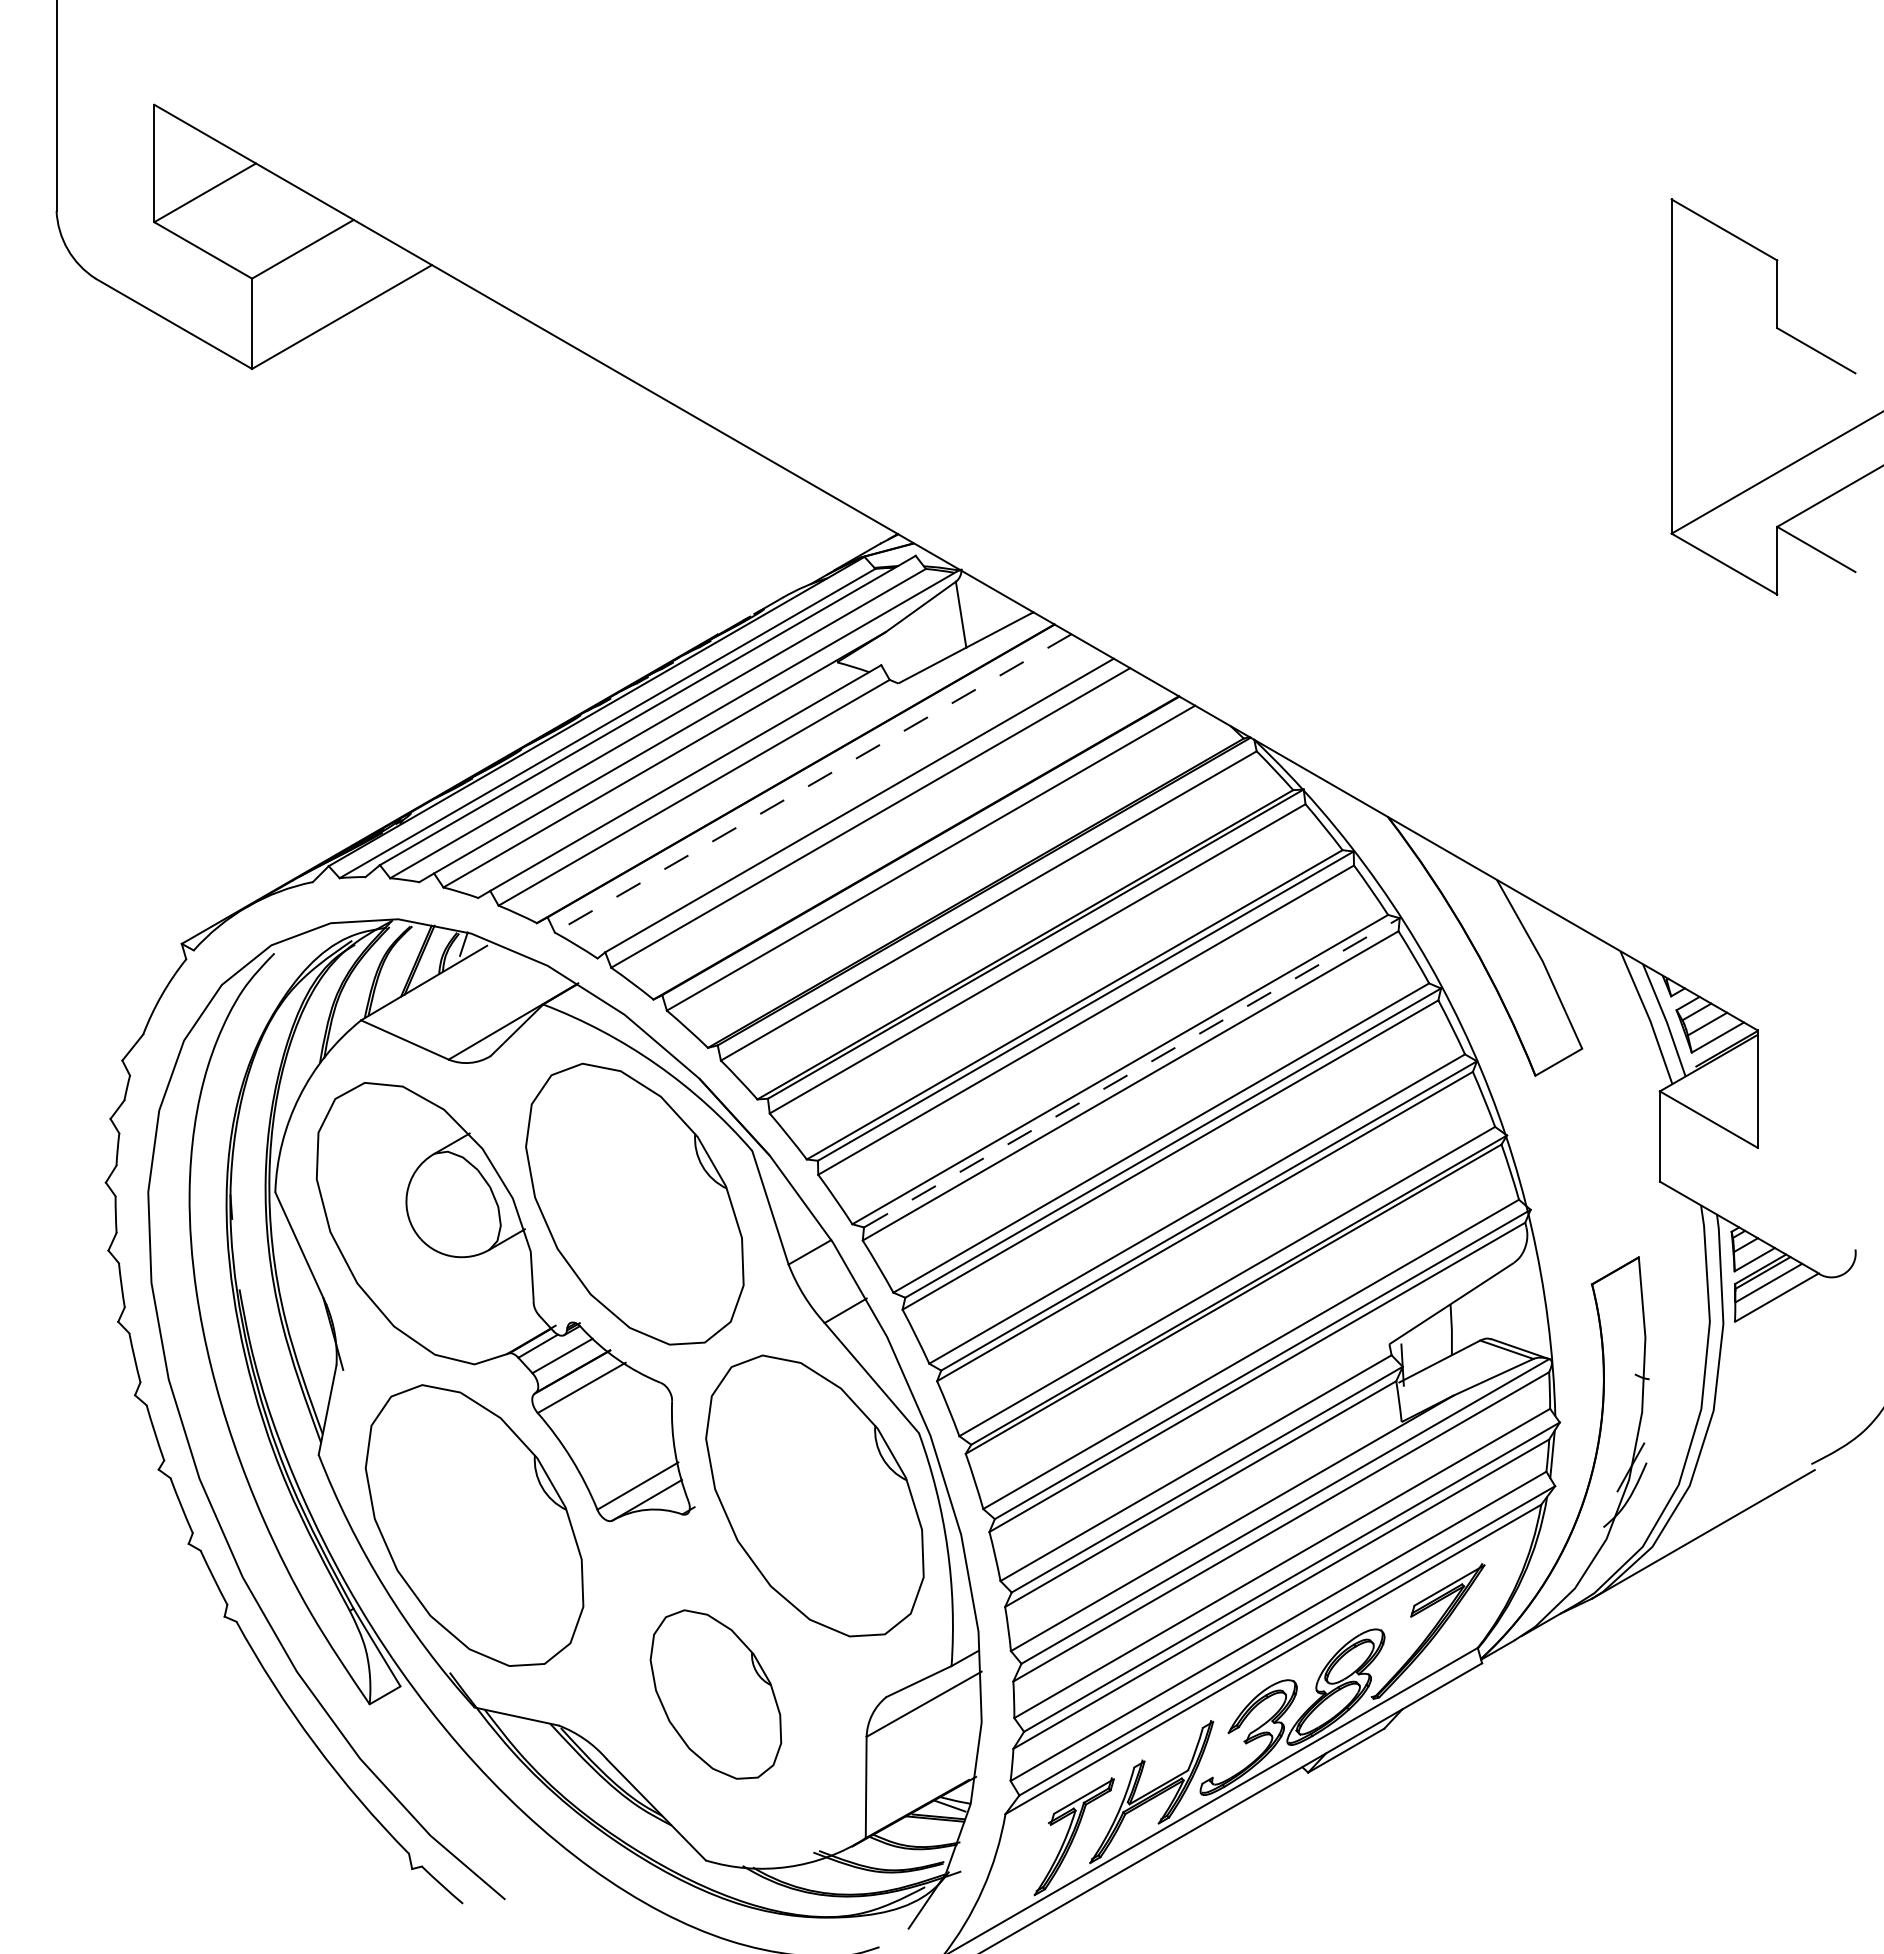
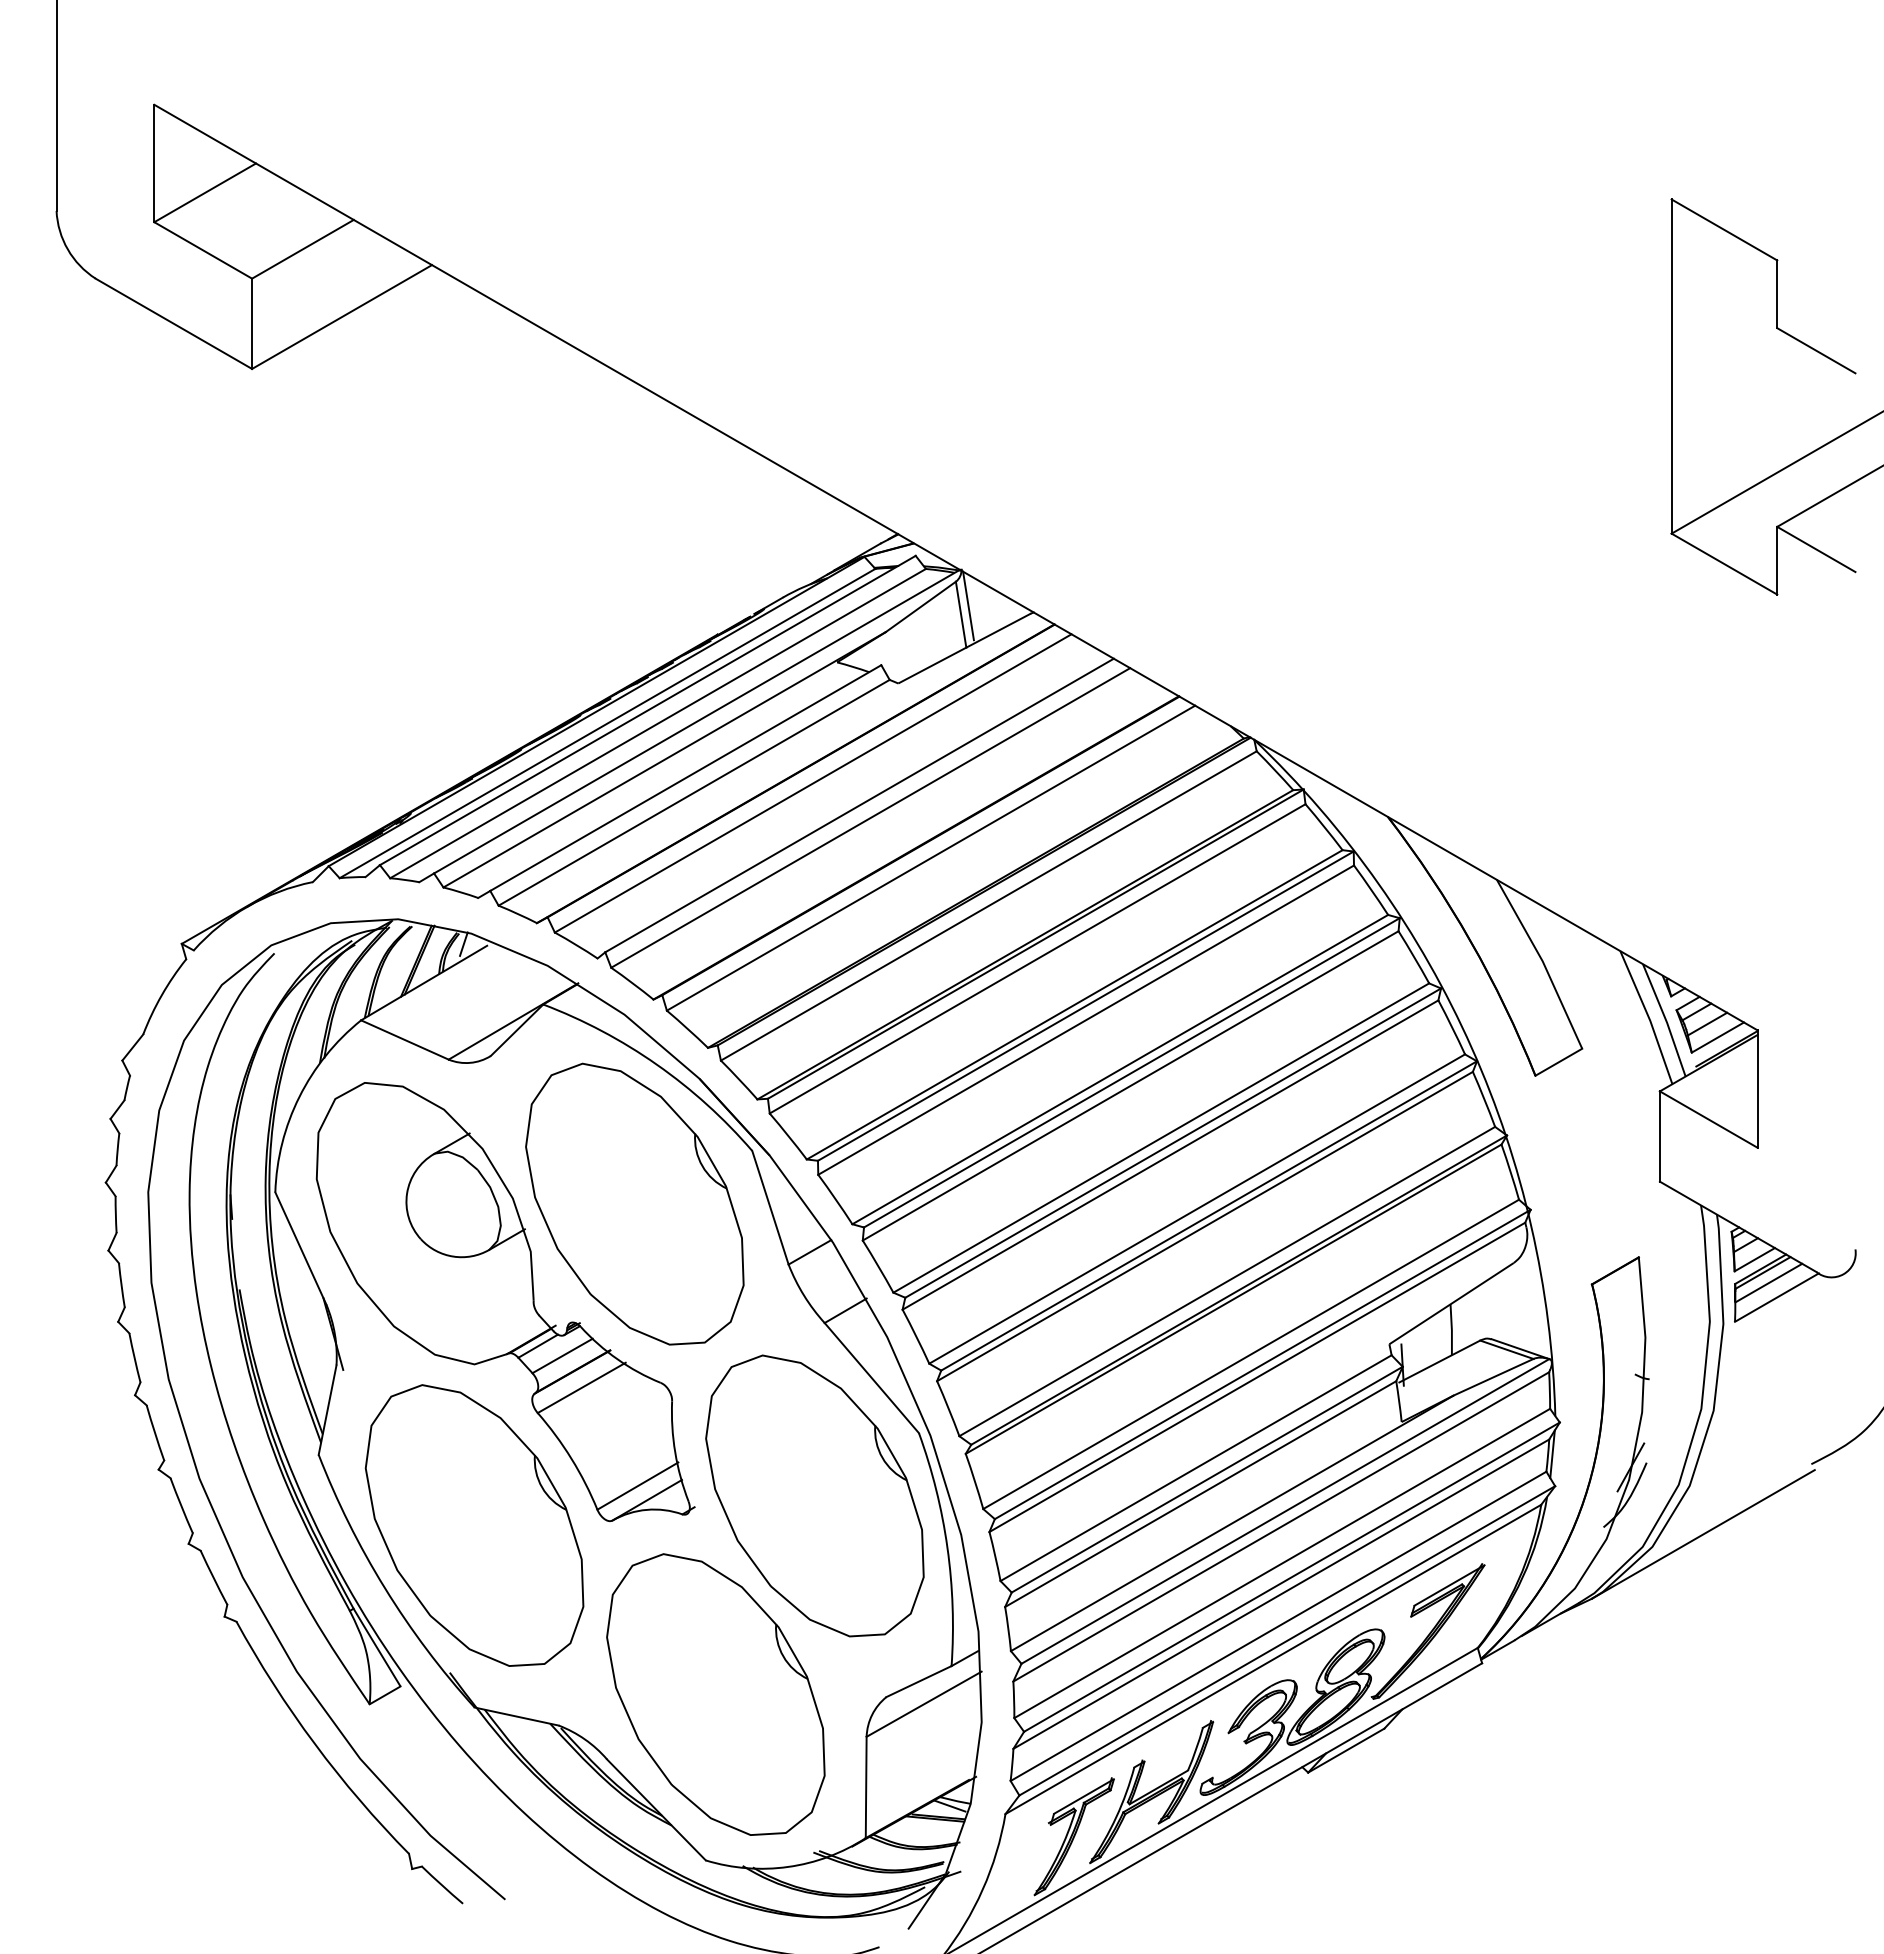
line: none -> present (968, 605)
line: dashed -> solid (812, 783)
line: dashed -> solid (1132, 1072)
part size: 134x171 px -> 220x283 px (715, 1694)
